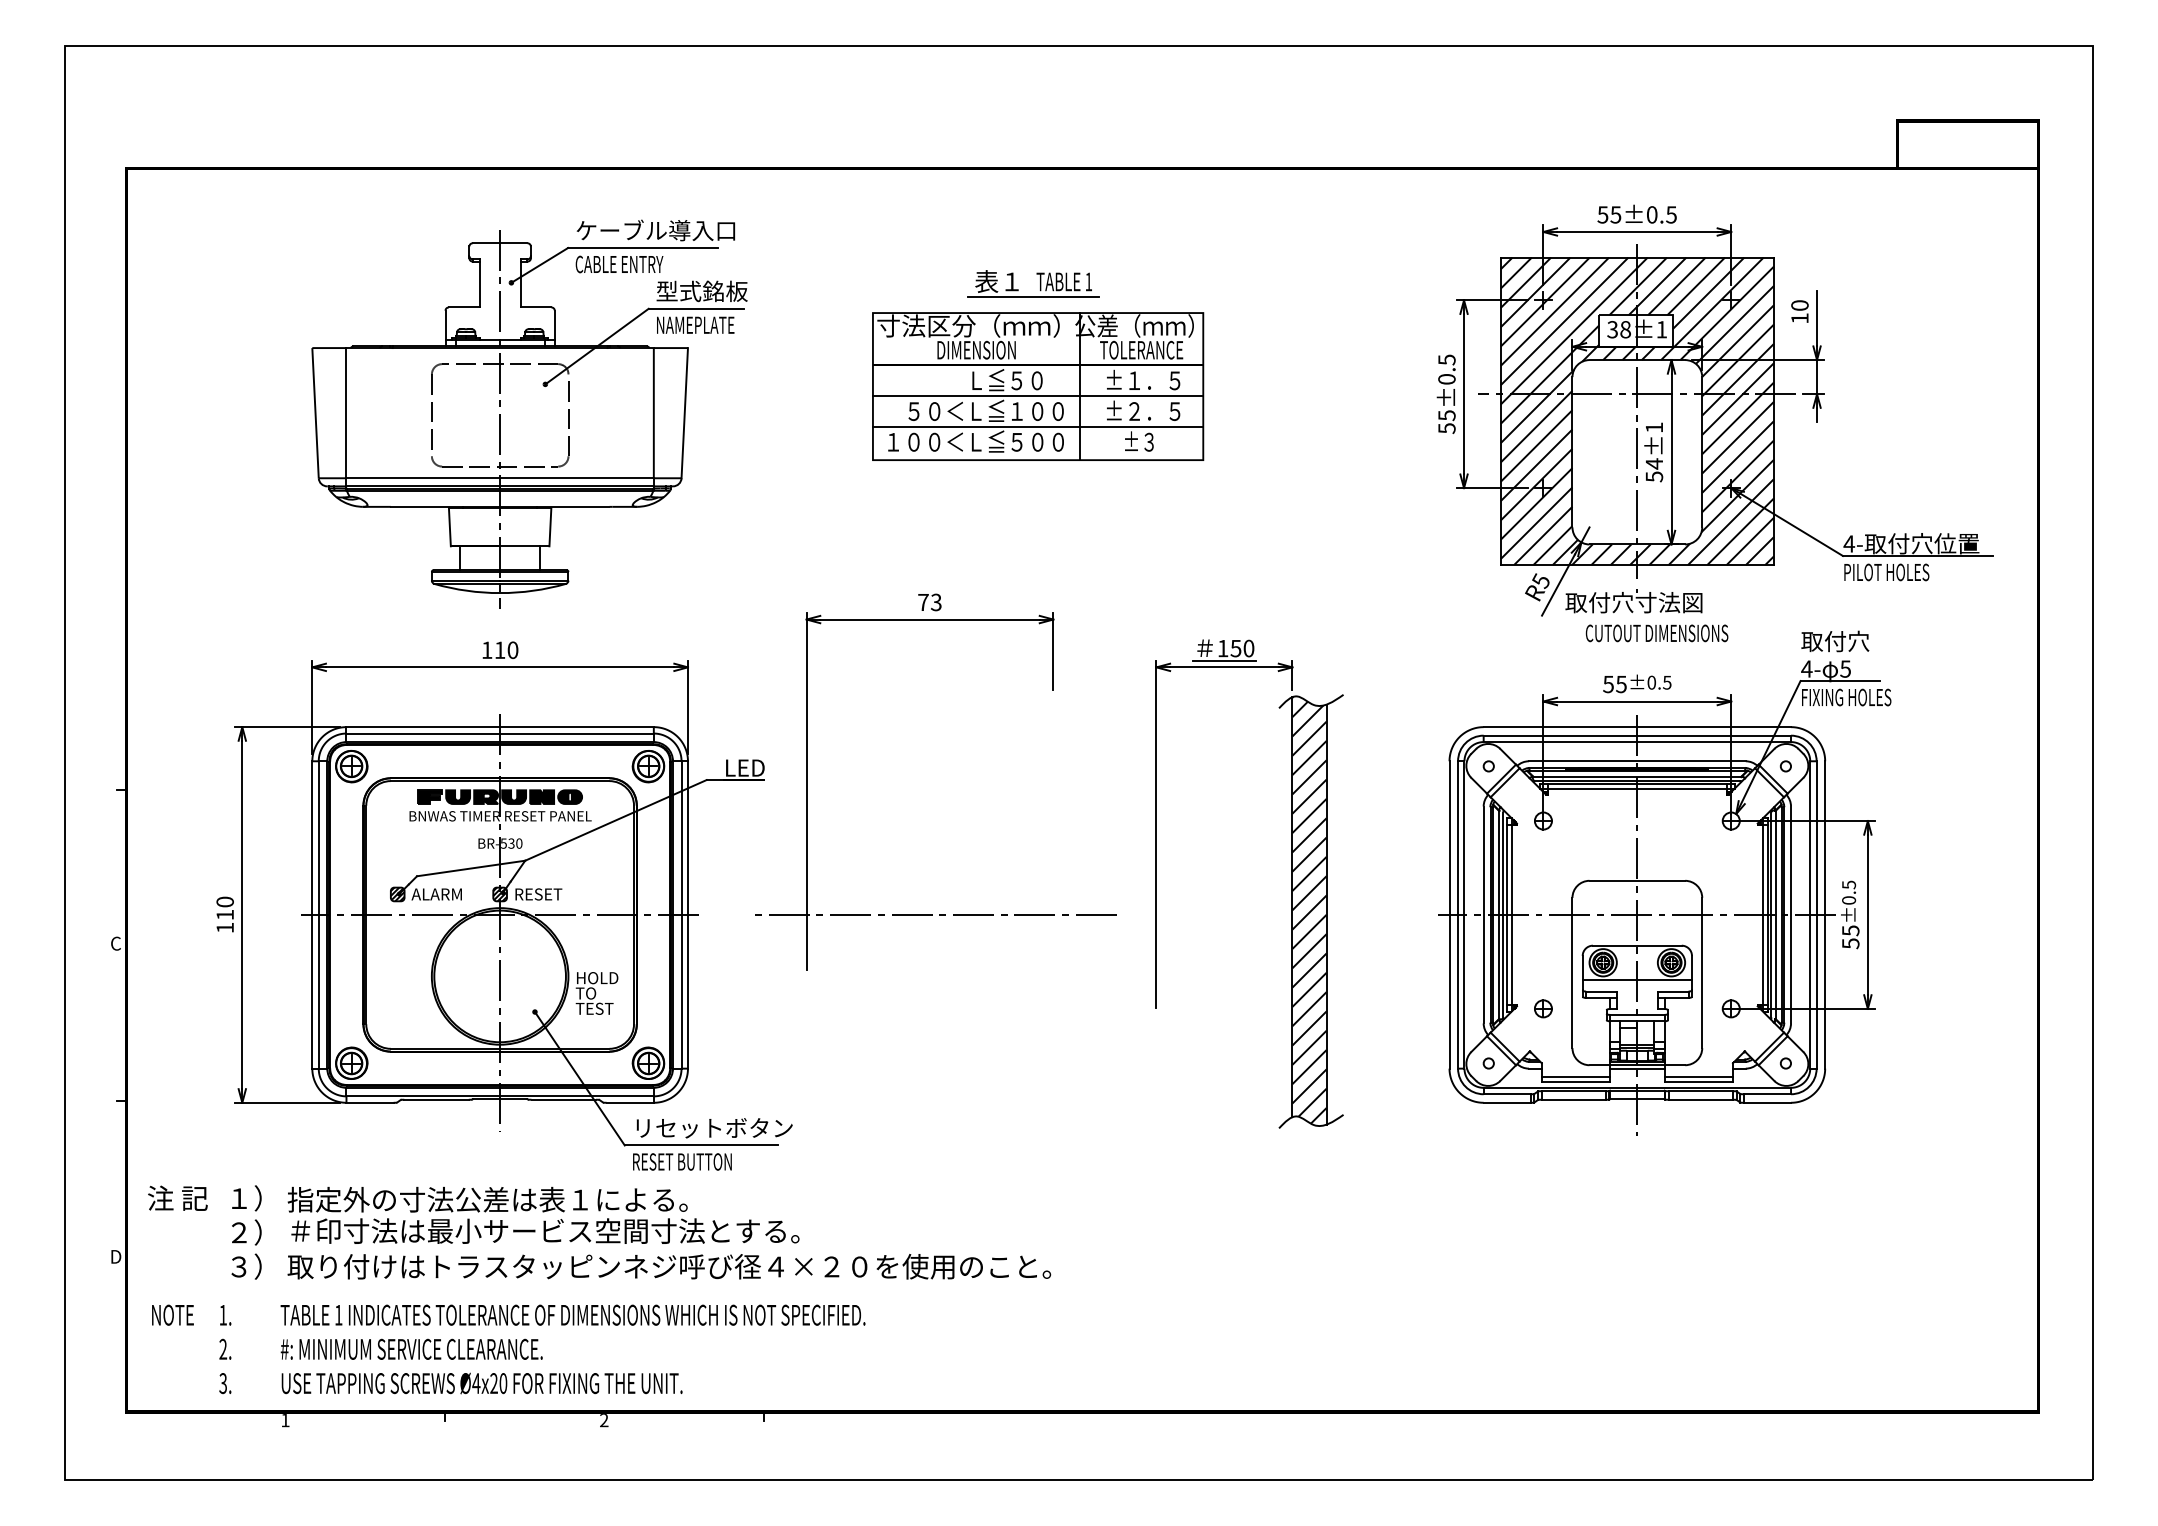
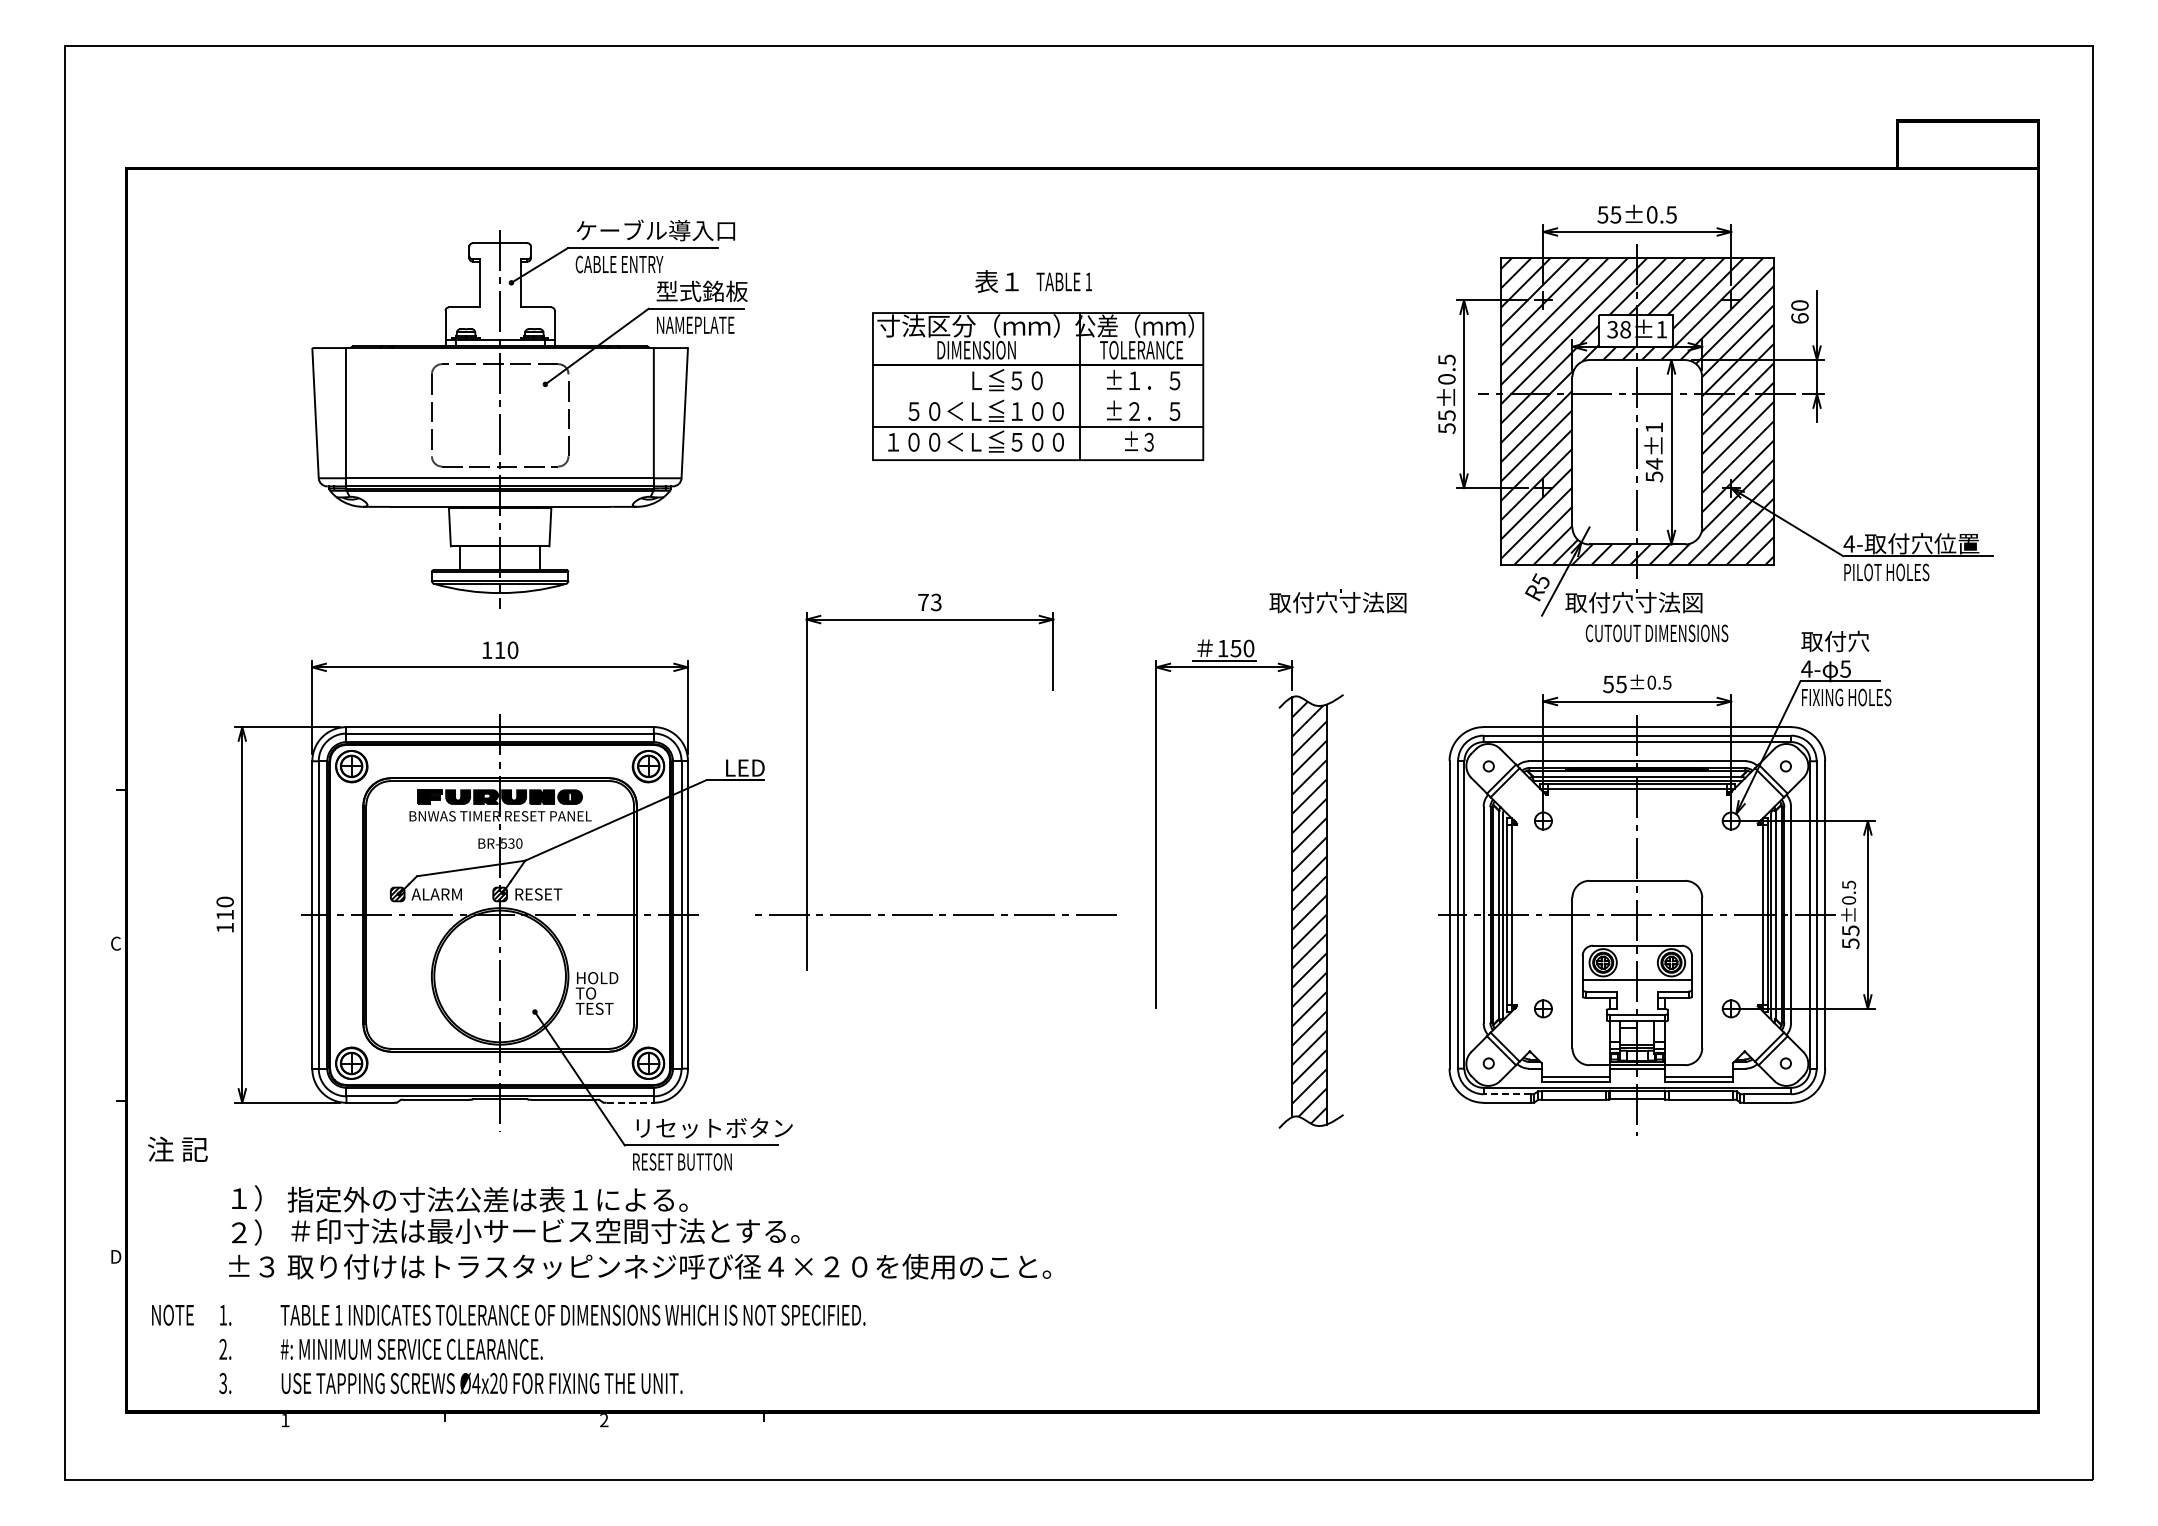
line: present -> none (1033, 297)
text: 10 -> 60 (1799, 318)
line: present -> none (1037, 396)
part: none -> present (1337, 601)
line: solid -> dashed (1507, 1094)
line: solid -> dashed (630, 1102)
text position: (177, 1197) -> (177, 1148) (177, 1148)
text: ３） -> ±３ (251, 1266)
